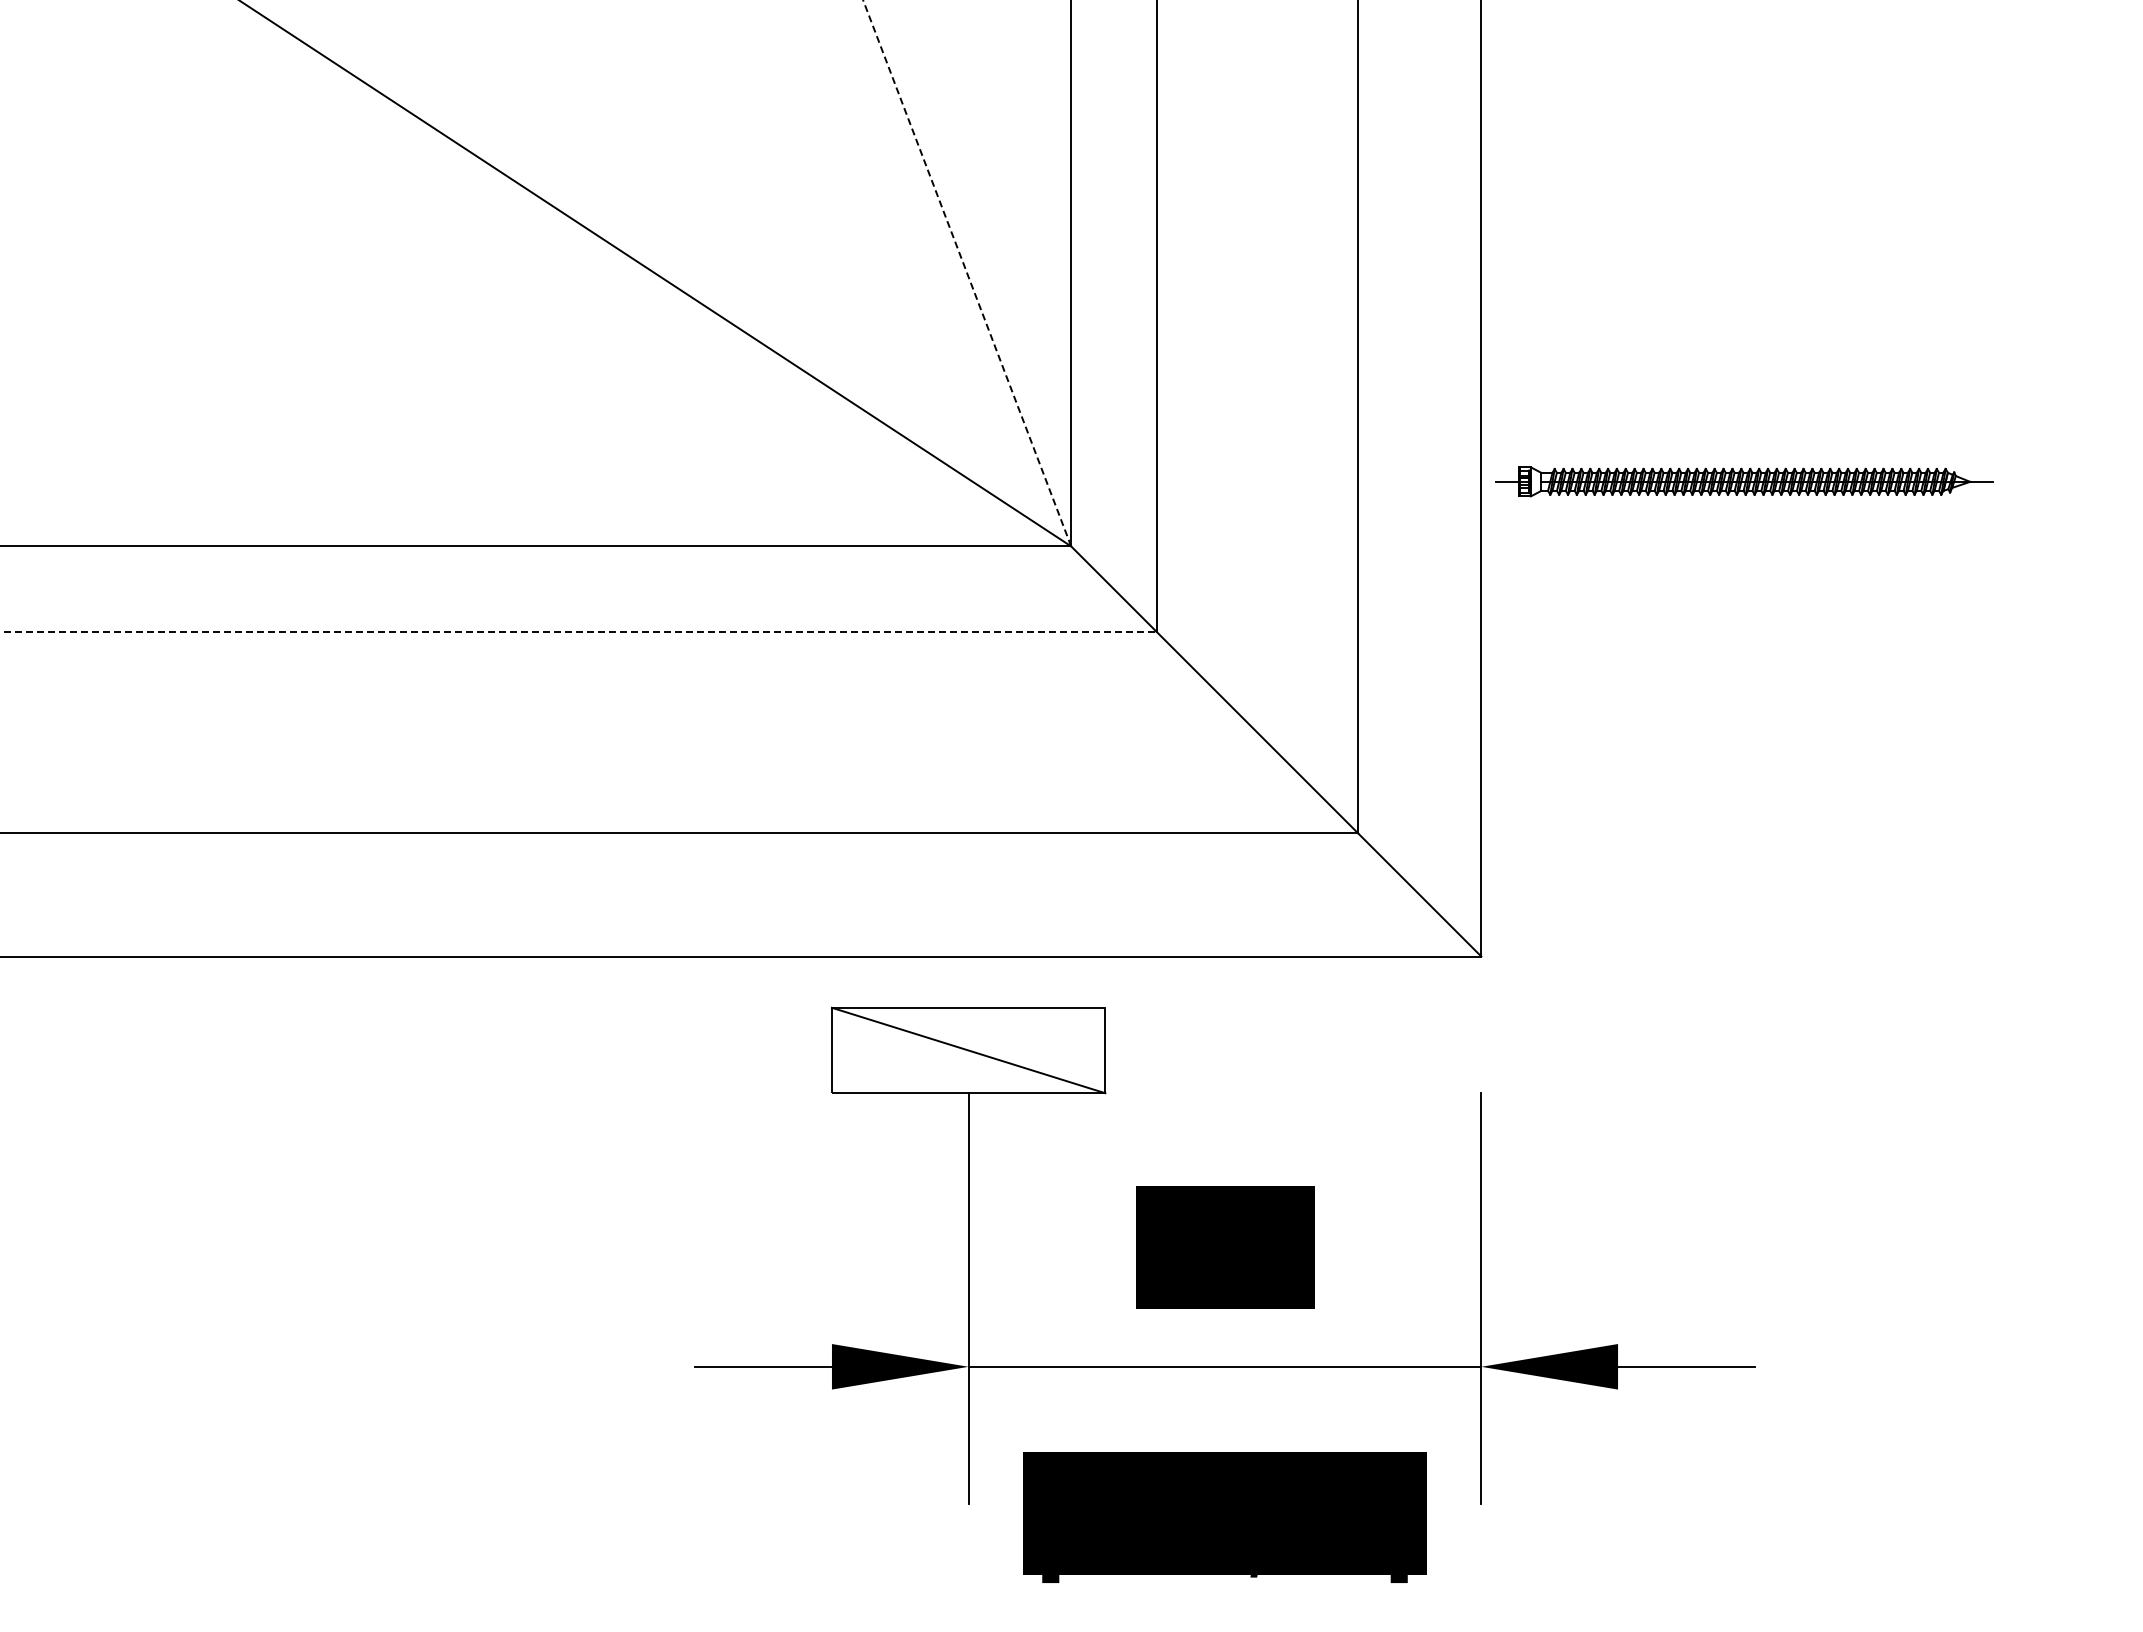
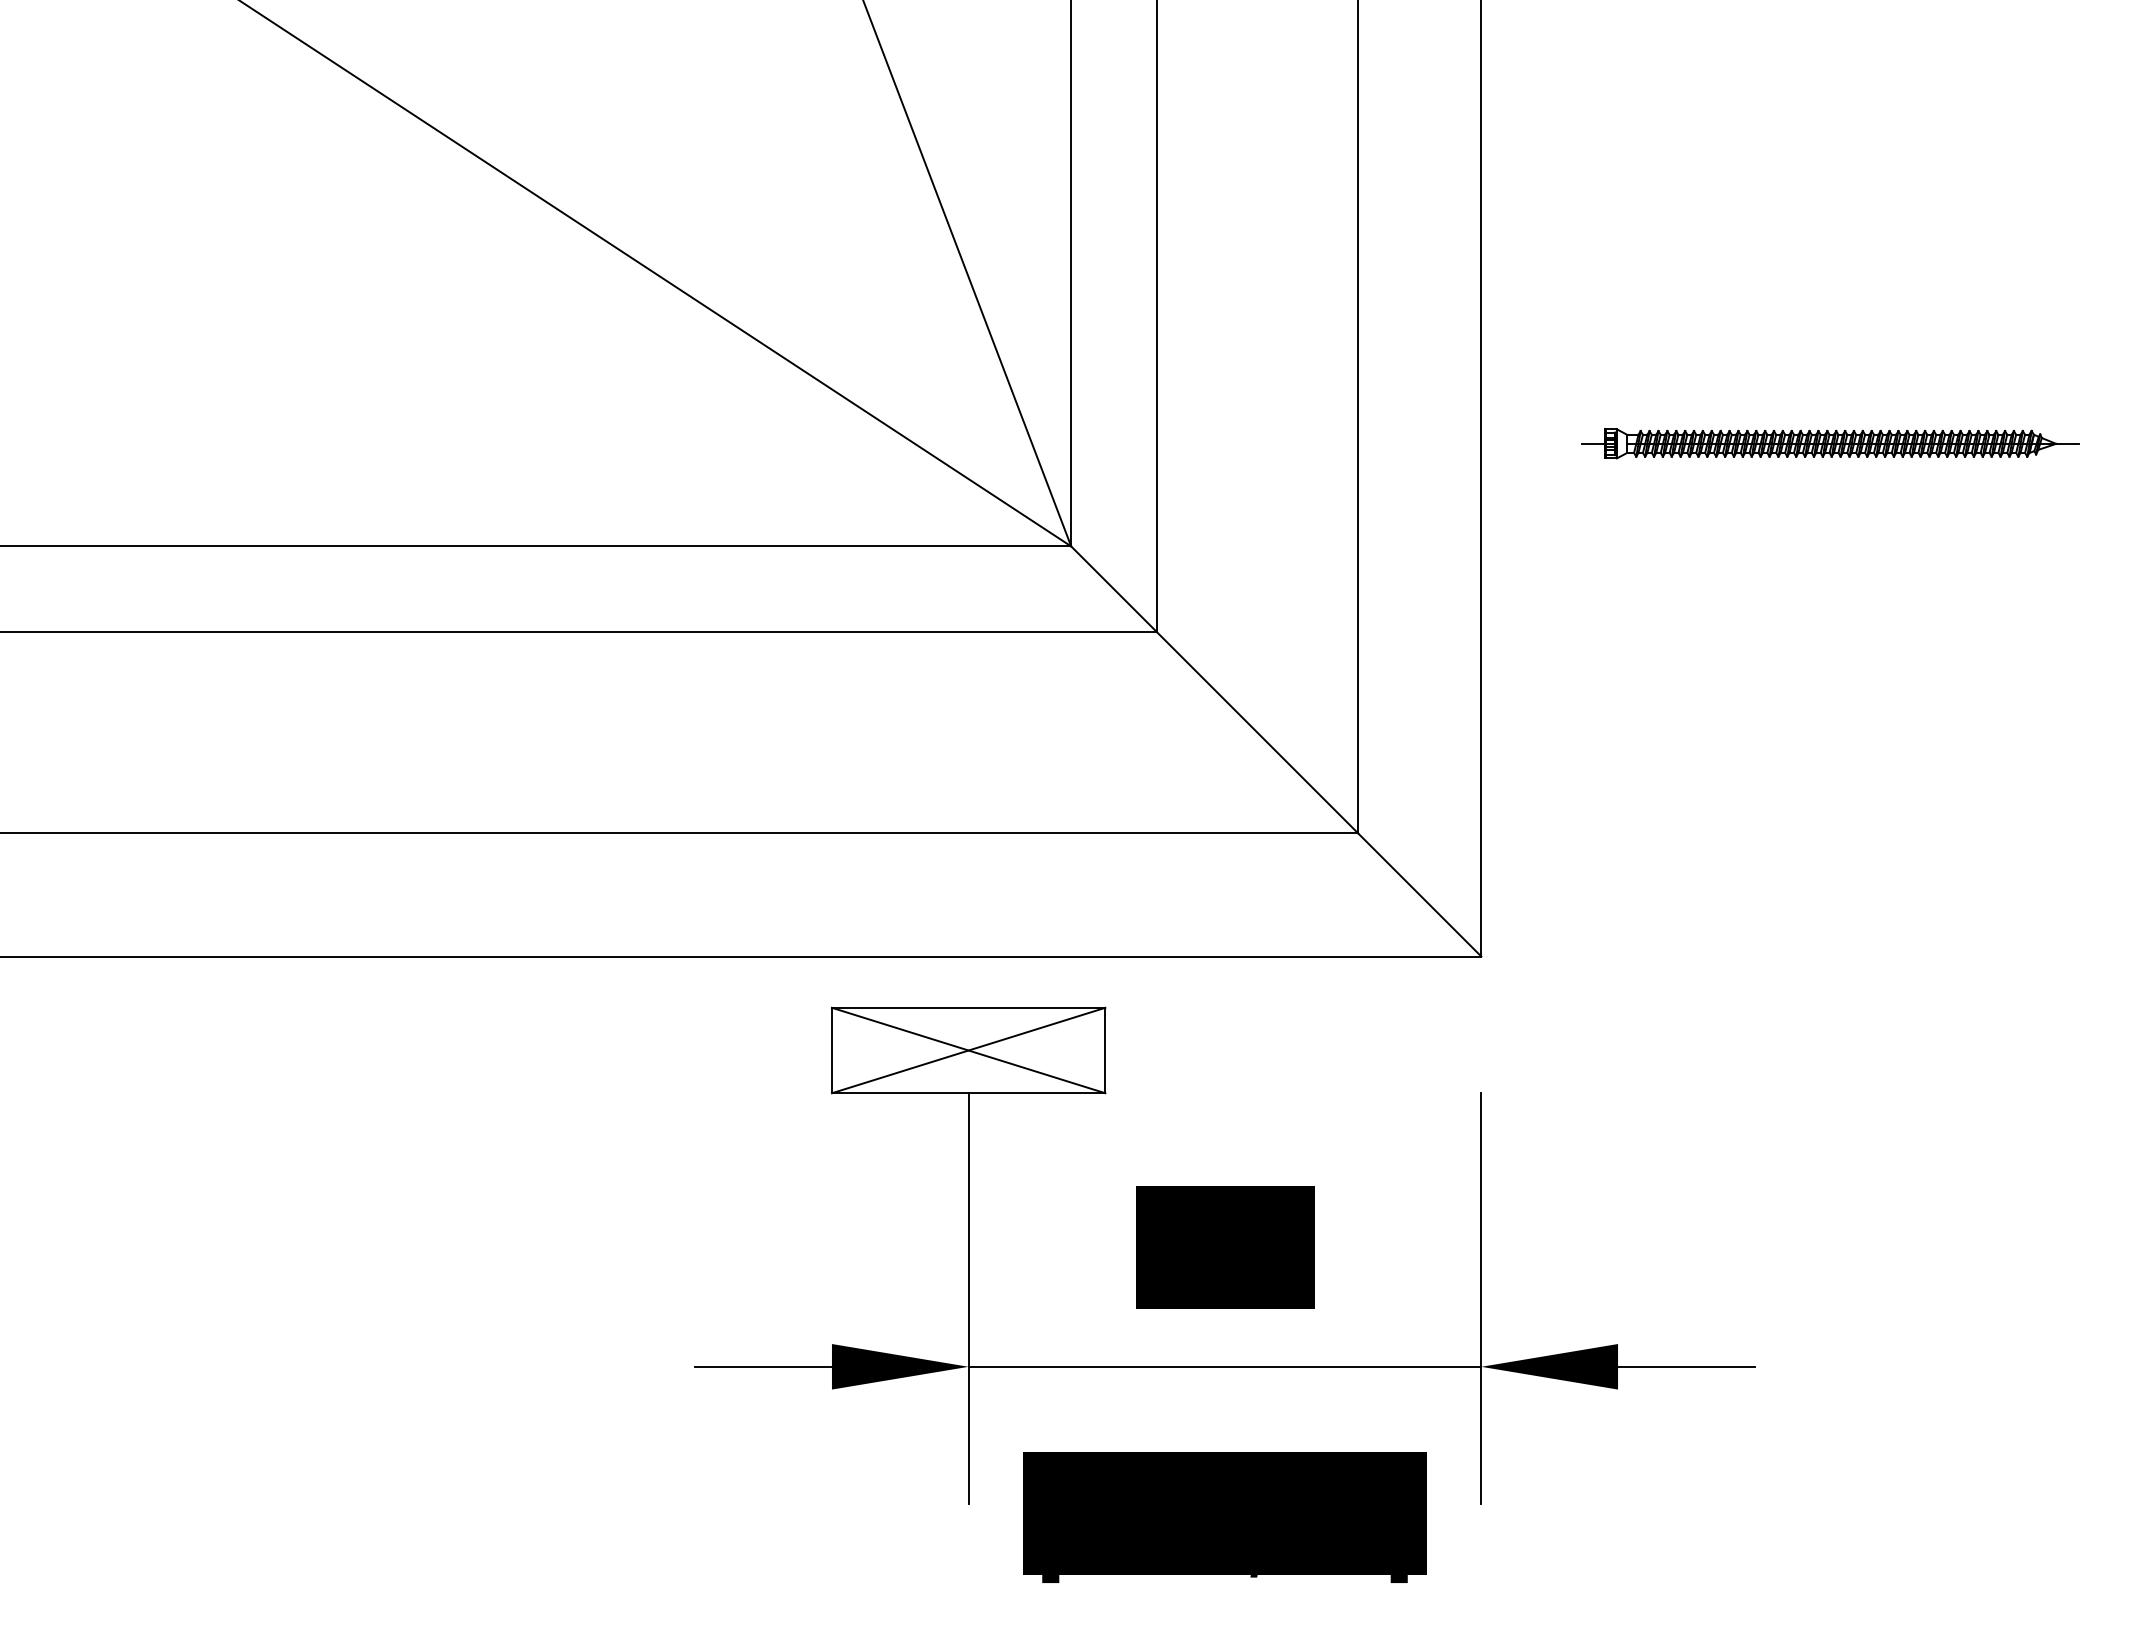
line: dashed -> solid (967, 273)
part position: (1744, 481) -> (1830, 443) (1830, 443)
line: dashed -> solid (578, 631)
line: none -> present (968, 1050)
